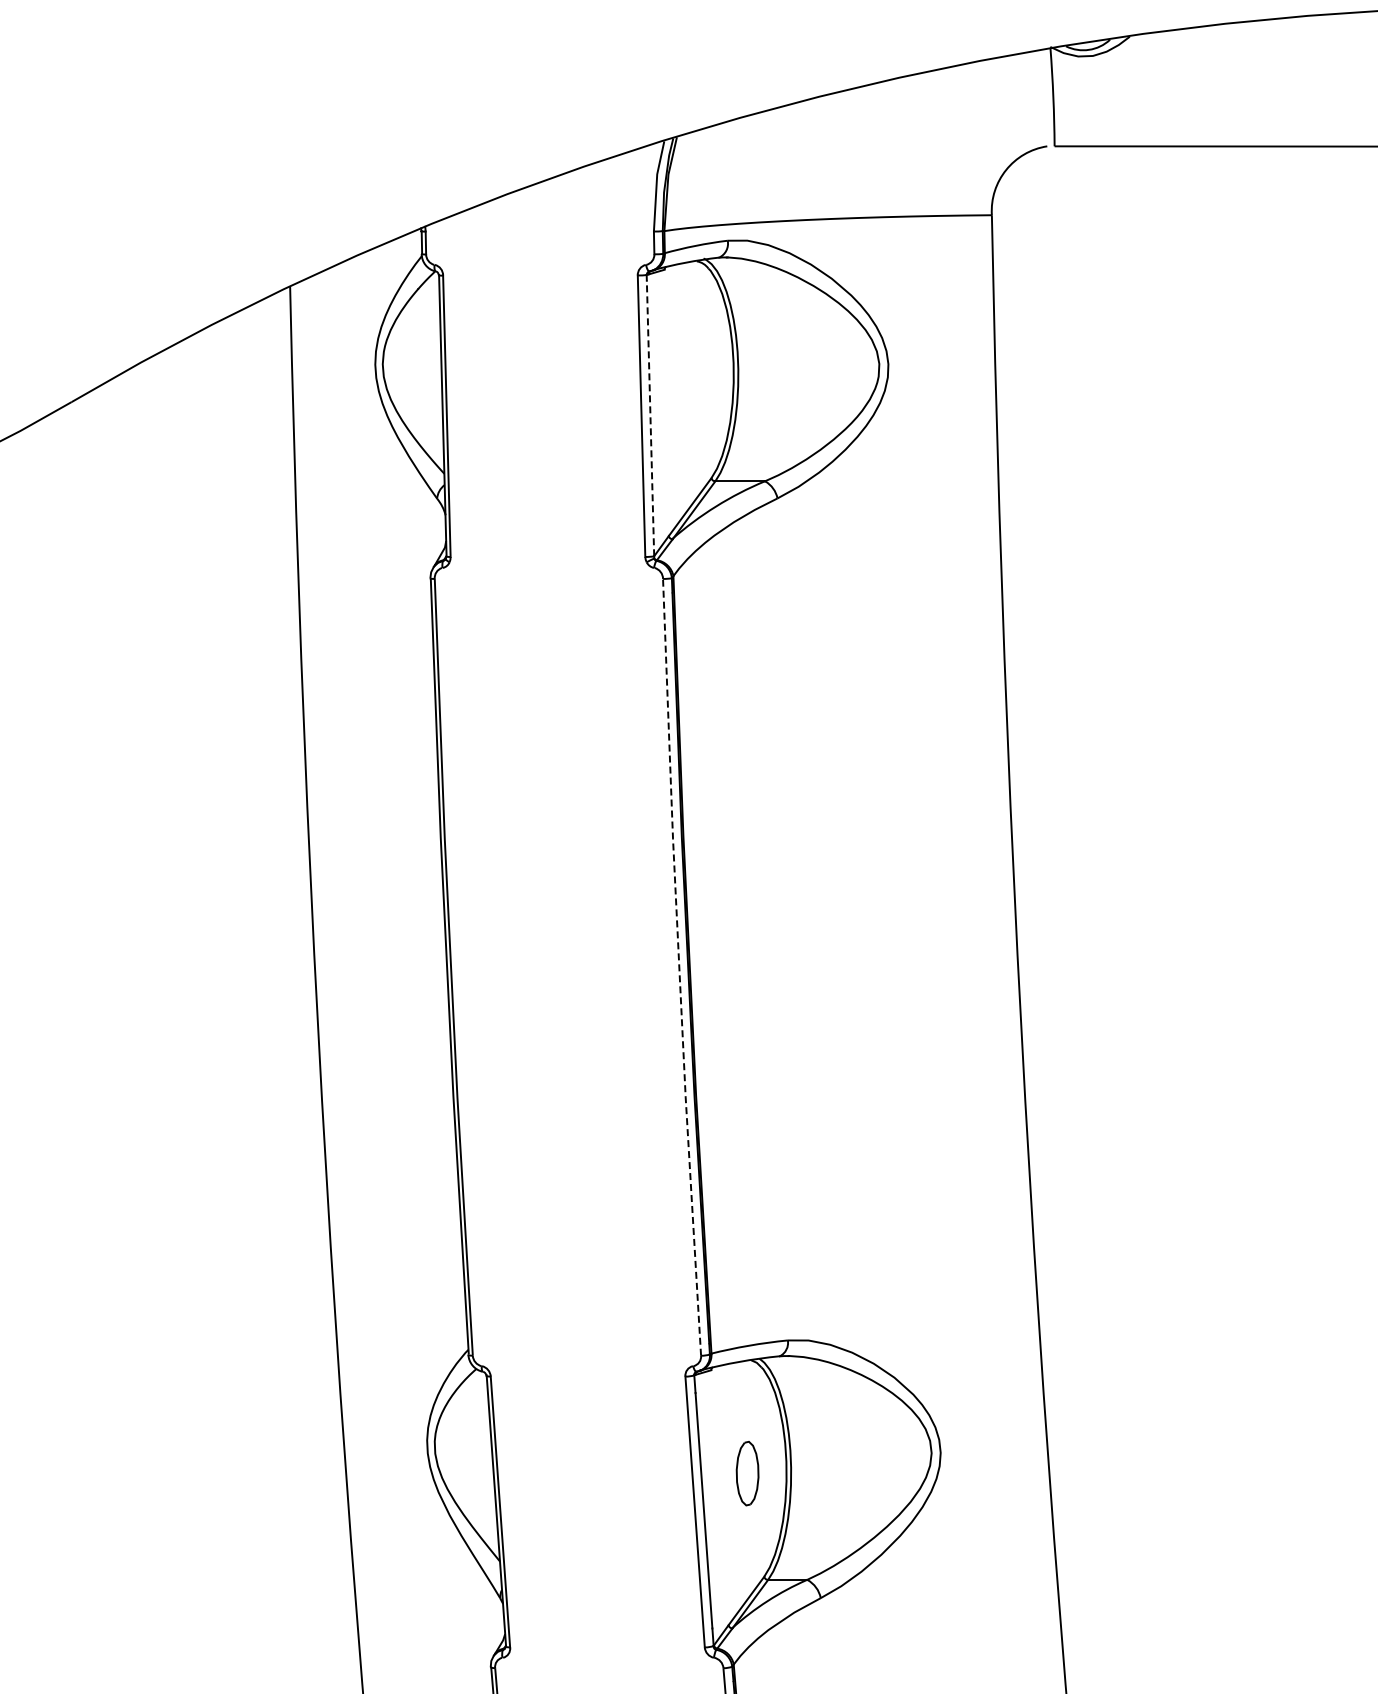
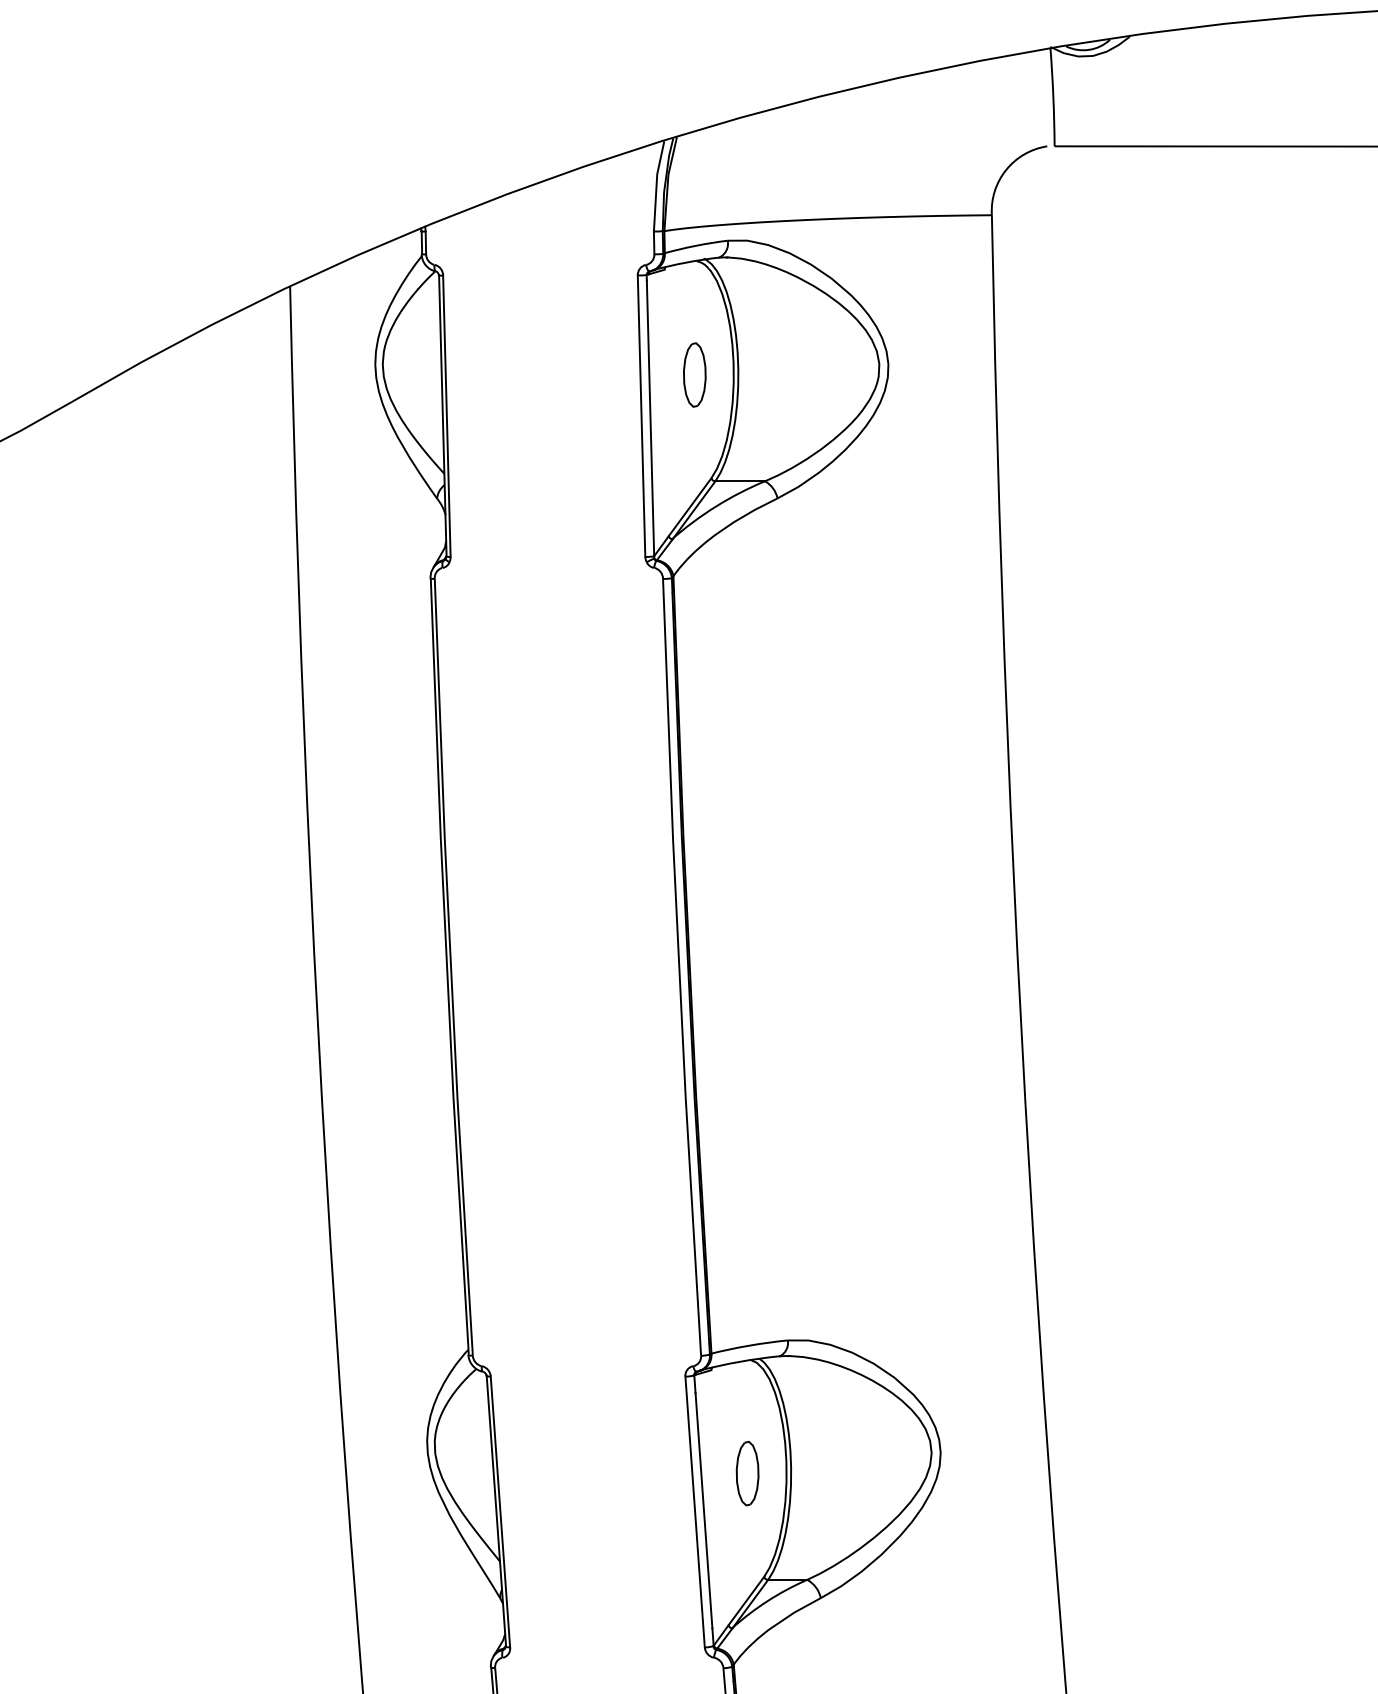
part: none -> present (694, 374)
line: dashed -> solid (650, 418)
line: dashed -> solid (679, 967)
